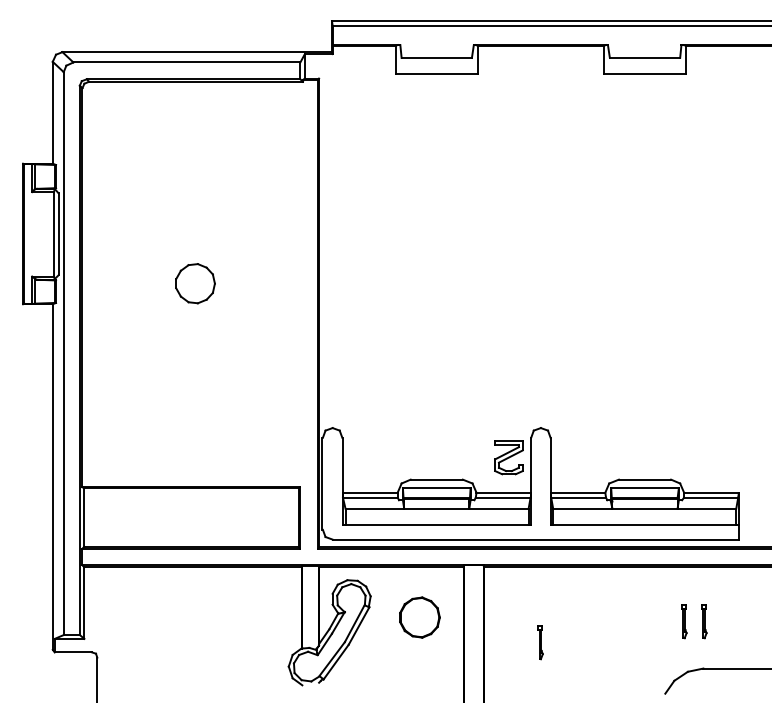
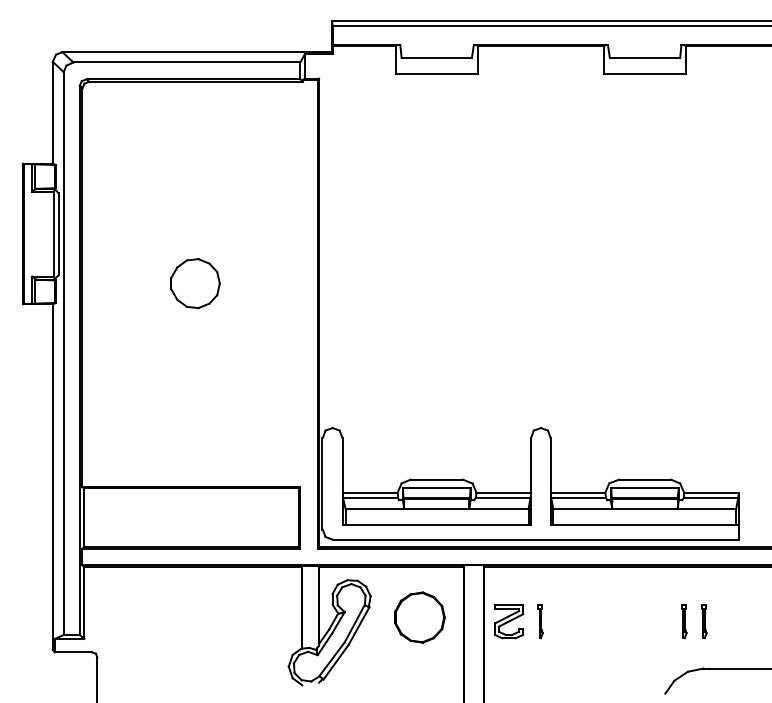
part size: 41x42 px -> 51x52 px (195, 283)
part position: (508, 457) -> (508, 621) (508, 621)
part size: 42x43 px -> 52x53 px (419, 617)
part position: (540, 642) -> (540, 621) (540, 621)
